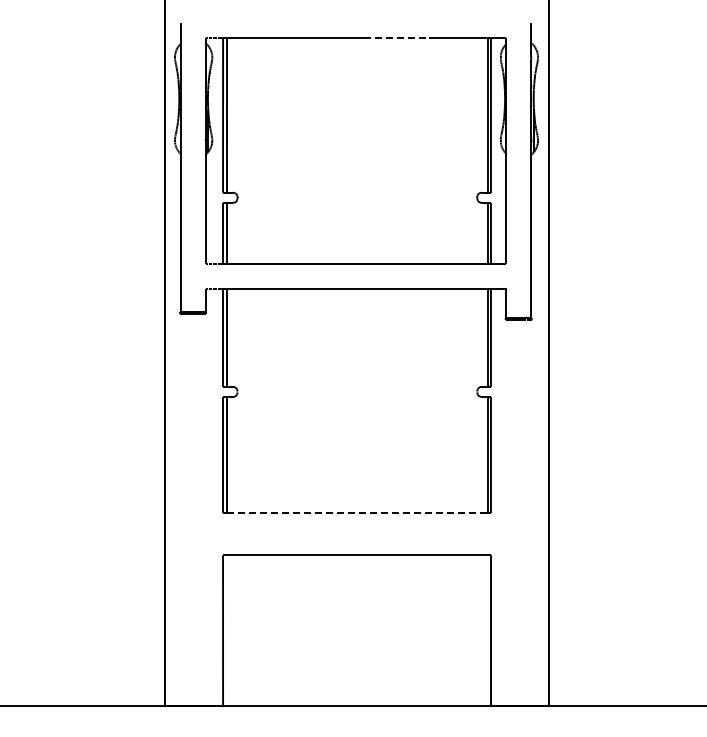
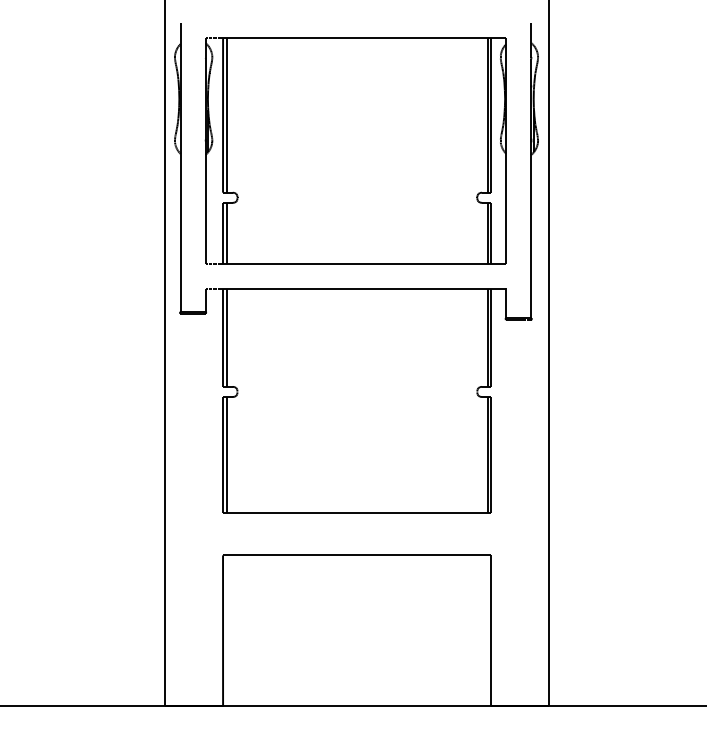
line: dashed -> solid (396, 38)
line: dashed -> solid (356, 513)
